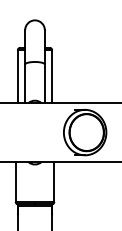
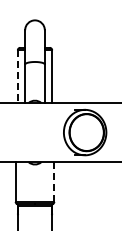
line: solid -> dashed (17, 77)
line: solid -> dashed (54, 182)
